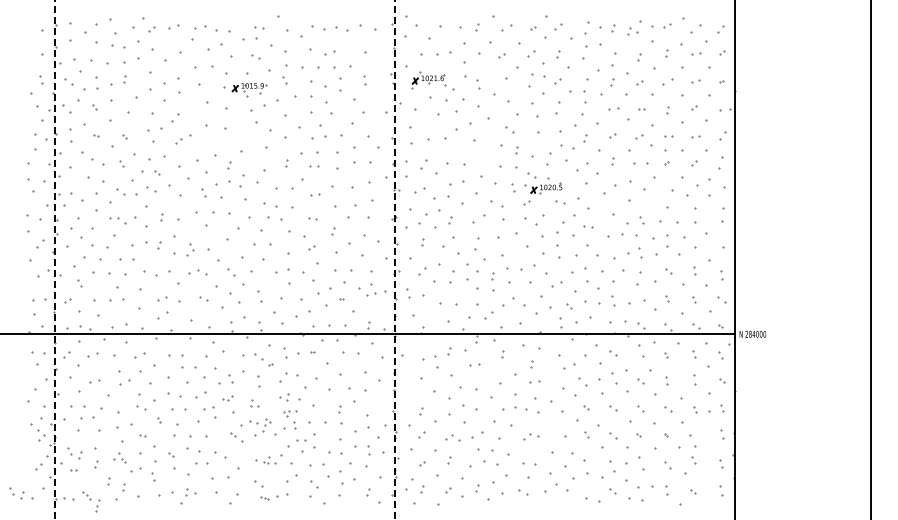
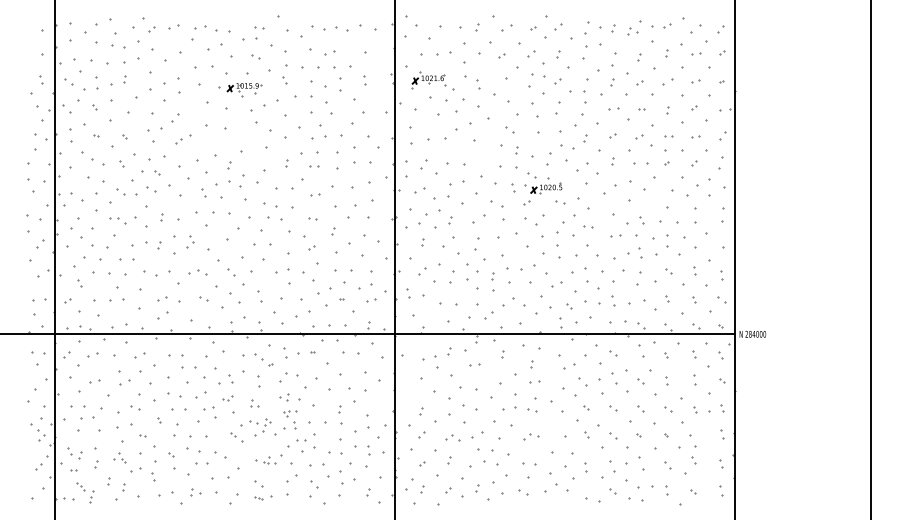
part position: (245, 90) -> (240, 90) (240, 90)
part size: 17x5 px -> 12x4 px (615, 235)
part position: (190, 249) -> (190, 241) (190, 241)
line: dashed -> solid (54, 259)
line: dashed -> solid (394, 260)
part position: (371, 294) -> (371, 300) (371, 300)
part position: (141, 407) -> (135, 407) (135, 407)
part size: 15x6 px -> 11x5 px (532, 410)
part size: 6x16 px -> 4x11 px (585, 467)
part position: (190, 492) -> (195, 492) (195, 492)
part: present -> none (16, 493)
part position: (269, 497) -> (263, 497) (263, 497)
part position: (91, 501) -> (85, 492) (85, 492)
